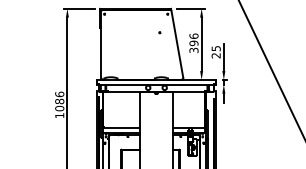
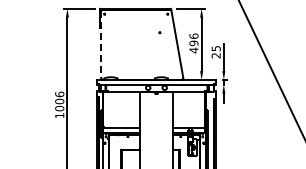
line: solid -> dashed (101, 45)
text: 396 -> 496 (193, 50)
text: 1086 -> 1006 (59, 101)
